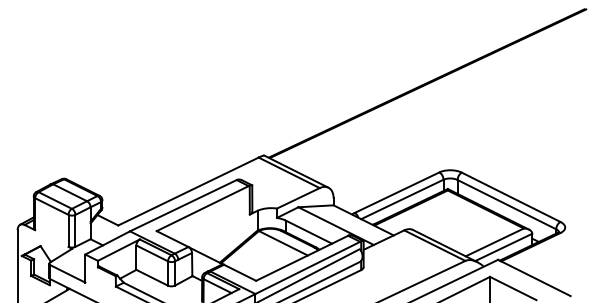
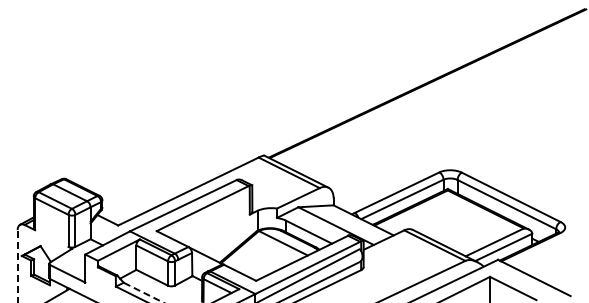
line: solid -> dashed (17, 265)
line: solid -> dashed (143, 292)
